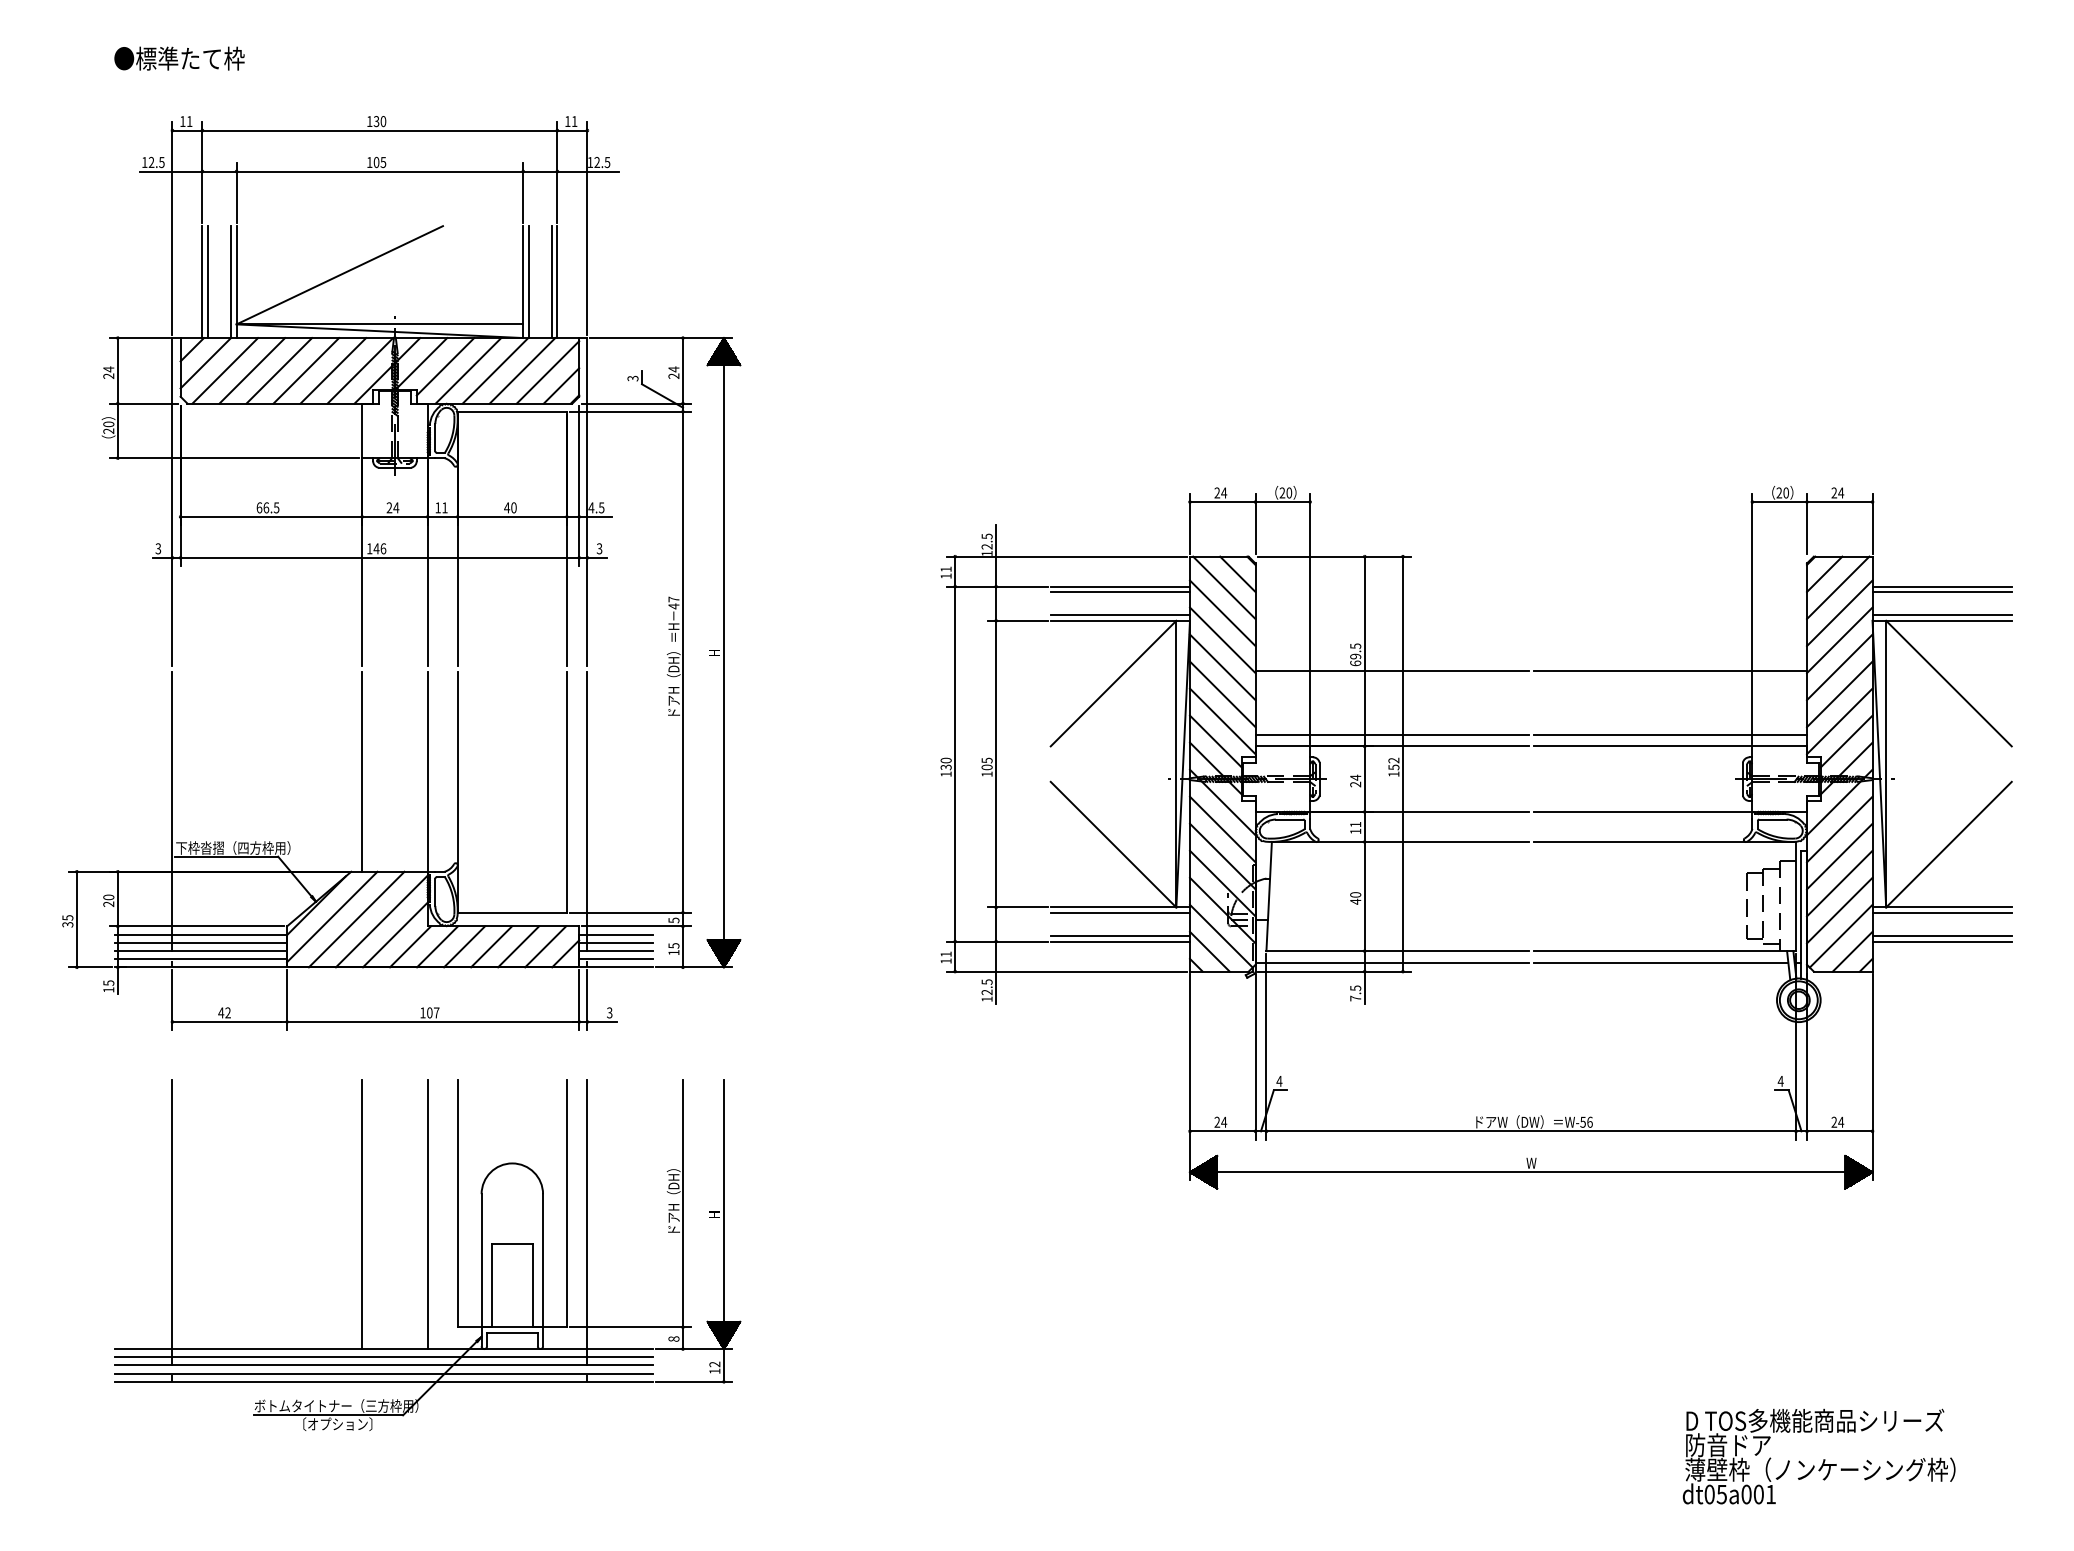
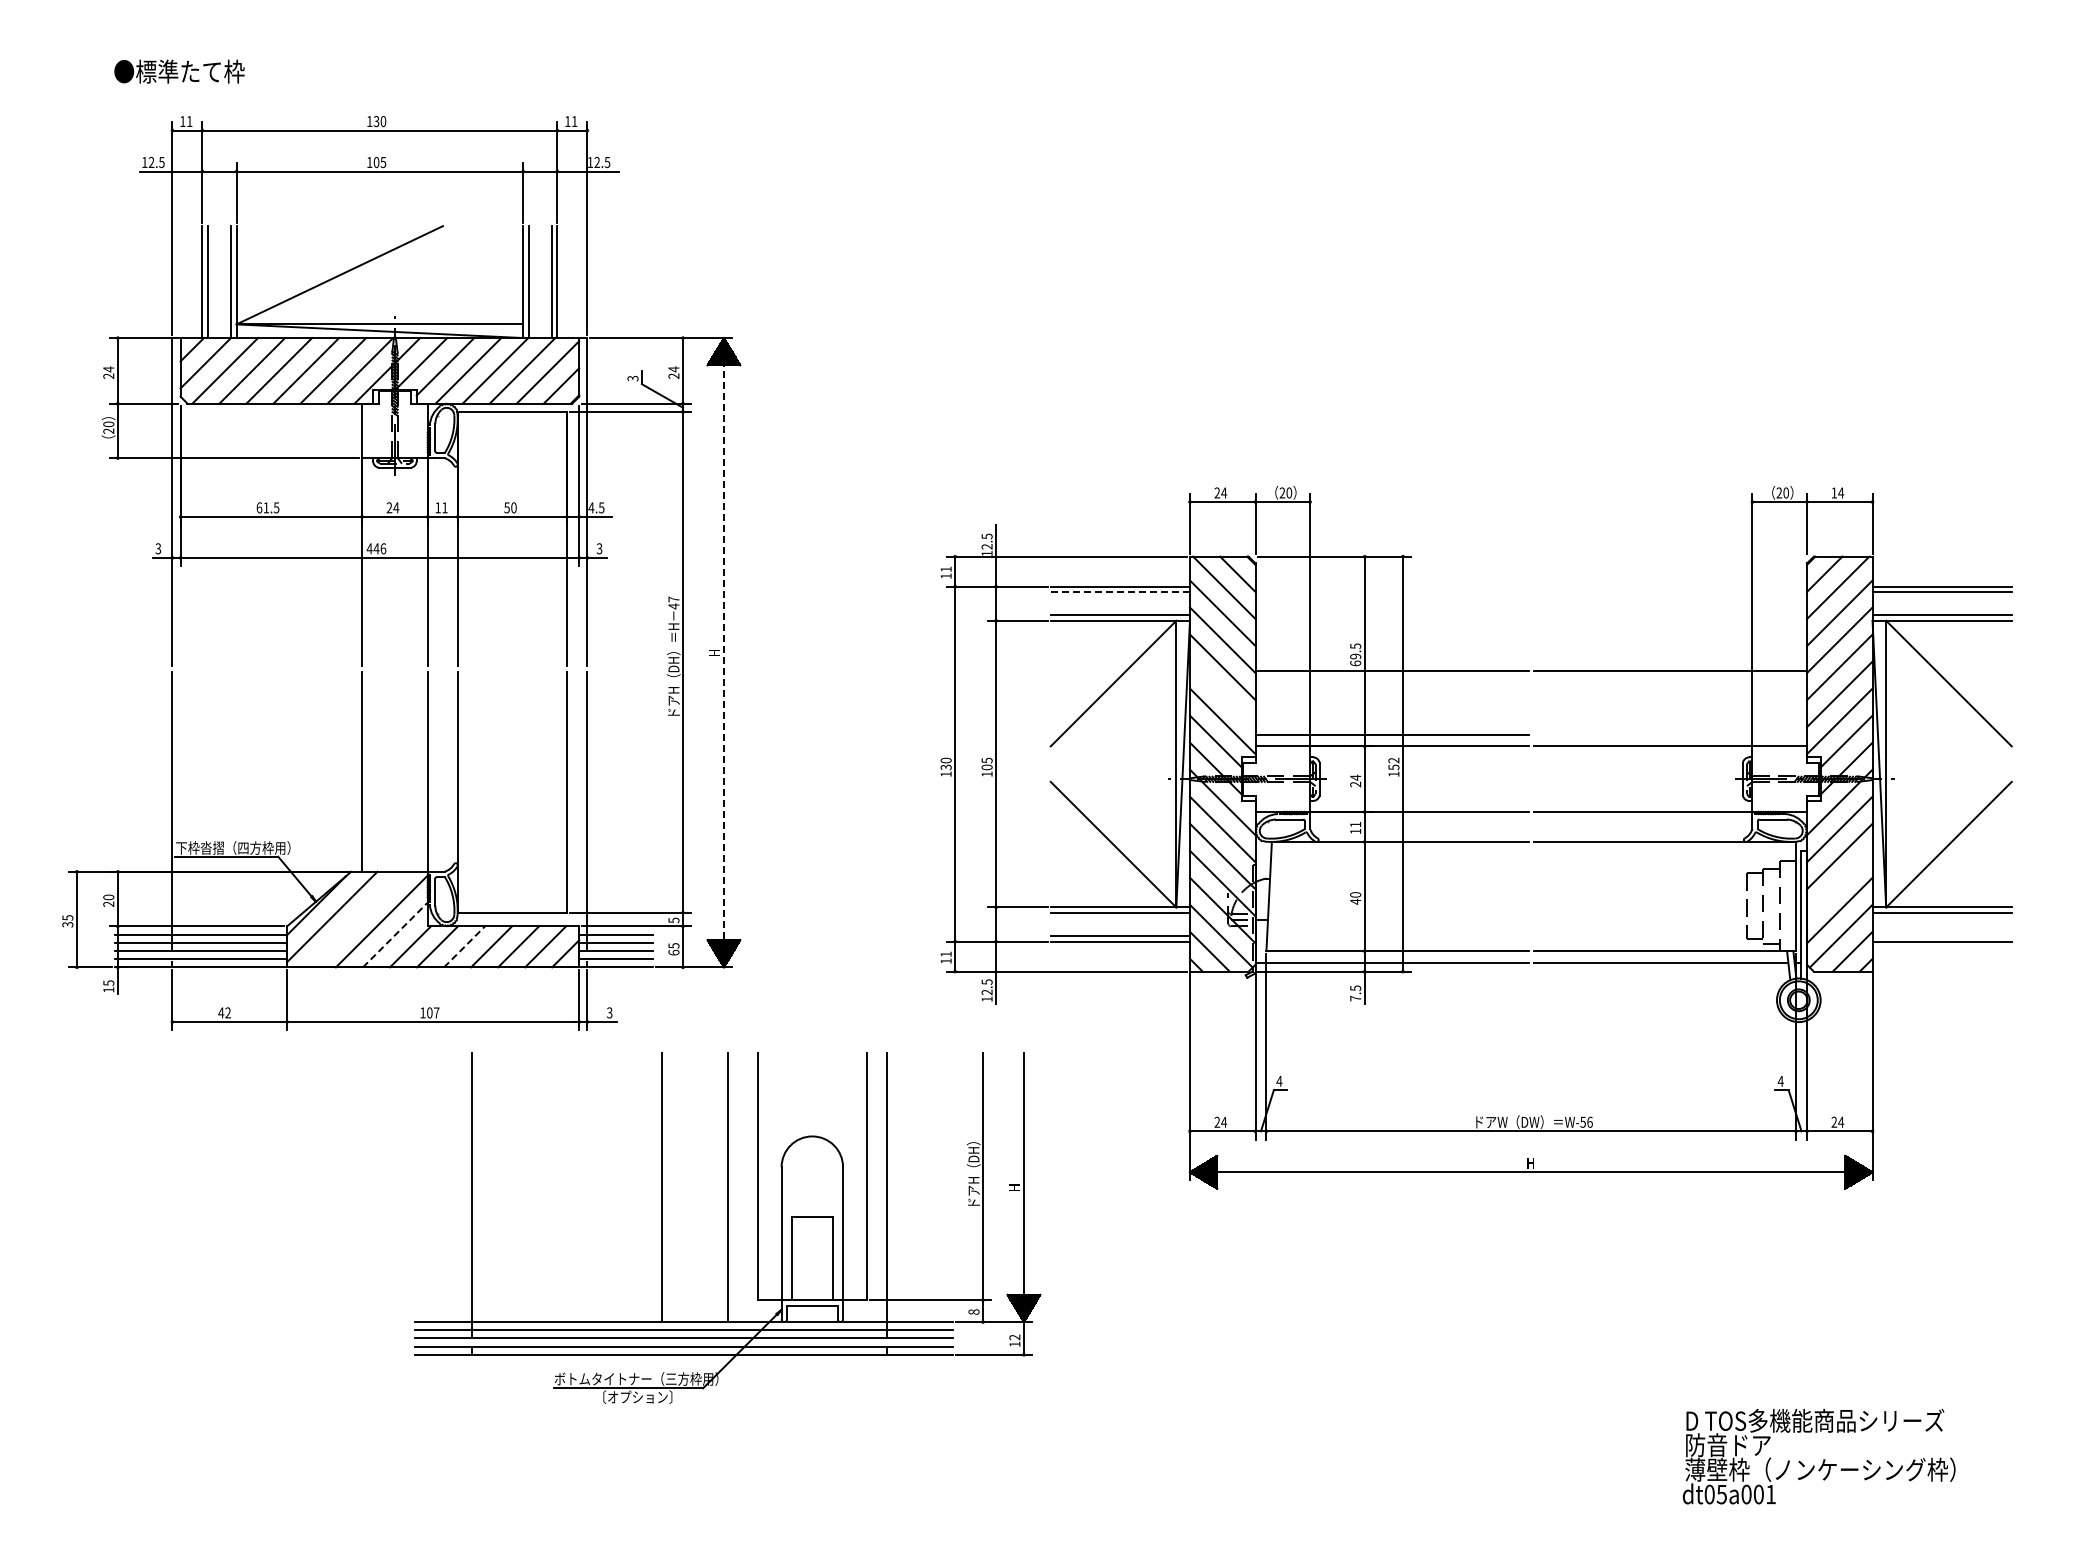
text position: (179, 58) -> (179, 71) (179, 71)
text: 24 -> 14 (1834, 492)
text: 66.5 -> 61.5 (266, 507)
text: 40 -> 50 (507, 507)
text: 146 -> 446 (369, 548)
line: solid -> dashed (1120, 592)
line: solid -> dashed (723, 652)
line: present -> none (1222, 694)
line: present -> none (1670, 735)
line: present -> none (1839, 883)
line: present -> none (356, 919)
line: solid -> dashed (395, 935)
line: present -> none (1941, 936)
line: solid -> dashed (464, 946)
text: 15 -> 65 (673, 952)
text: W -> H (1531, 1162)
part position: (427, 1254) -> (727, 1227) (727, 1227)
